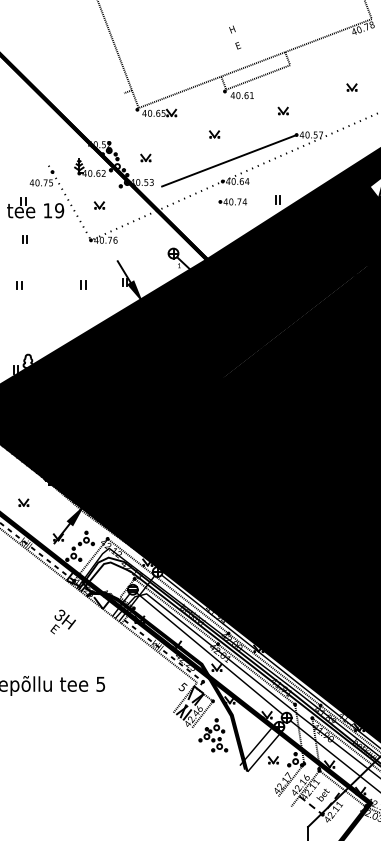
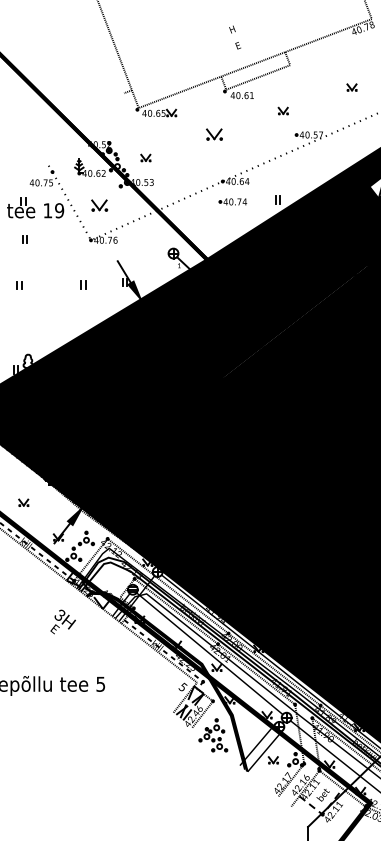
part size: 12x9 px -> 17x13 px (214, 134)
line: present -> none (229, 160)
part size: 13x9 px -> 18x13 px (99, 205)
